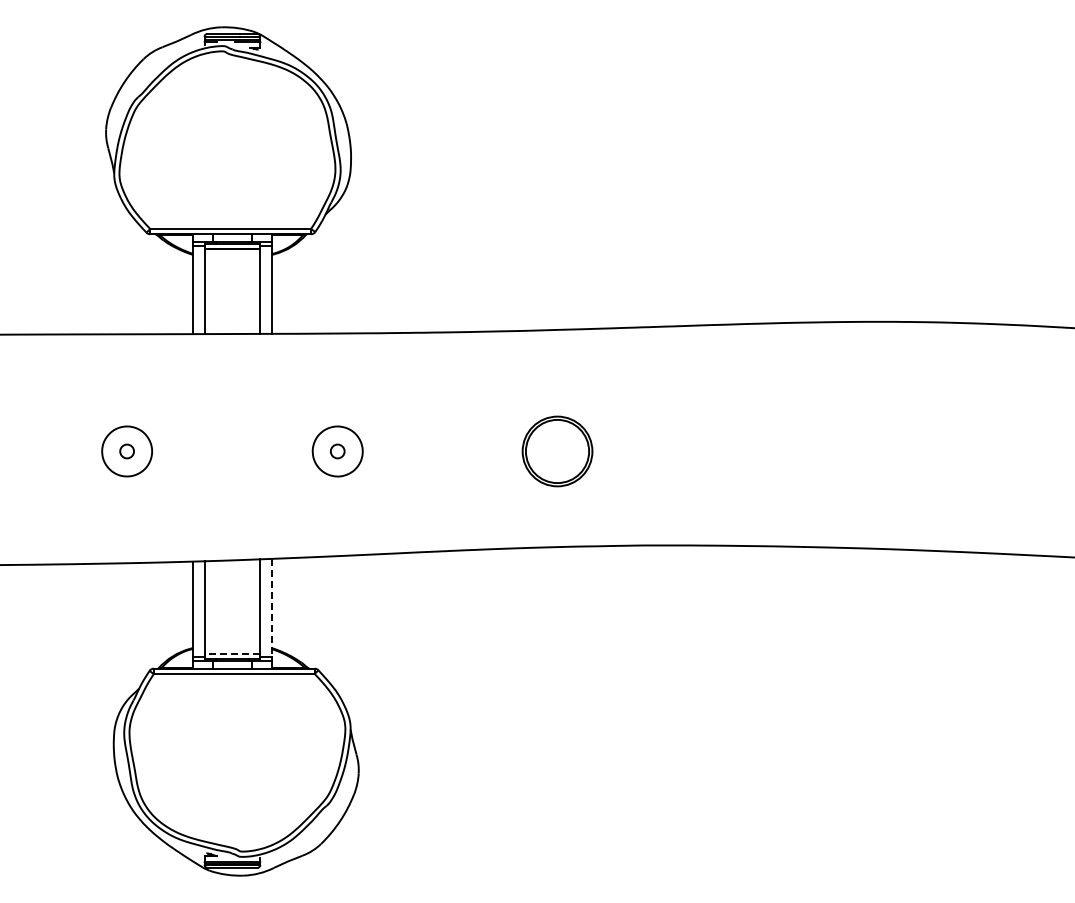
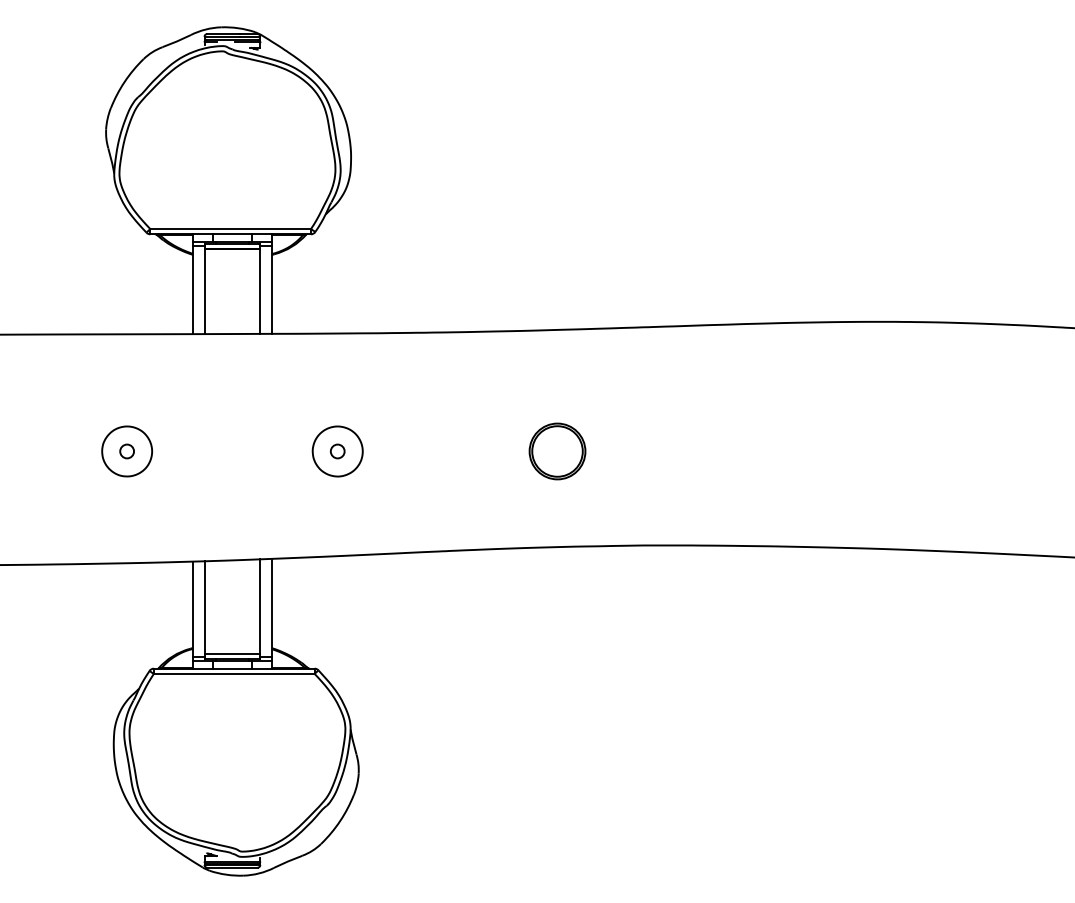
part size: 73x73 px -> 59x59 px (557, 451)
line: dashed -> solid (271, 607)
line: dashed -> solid (232, 654)
